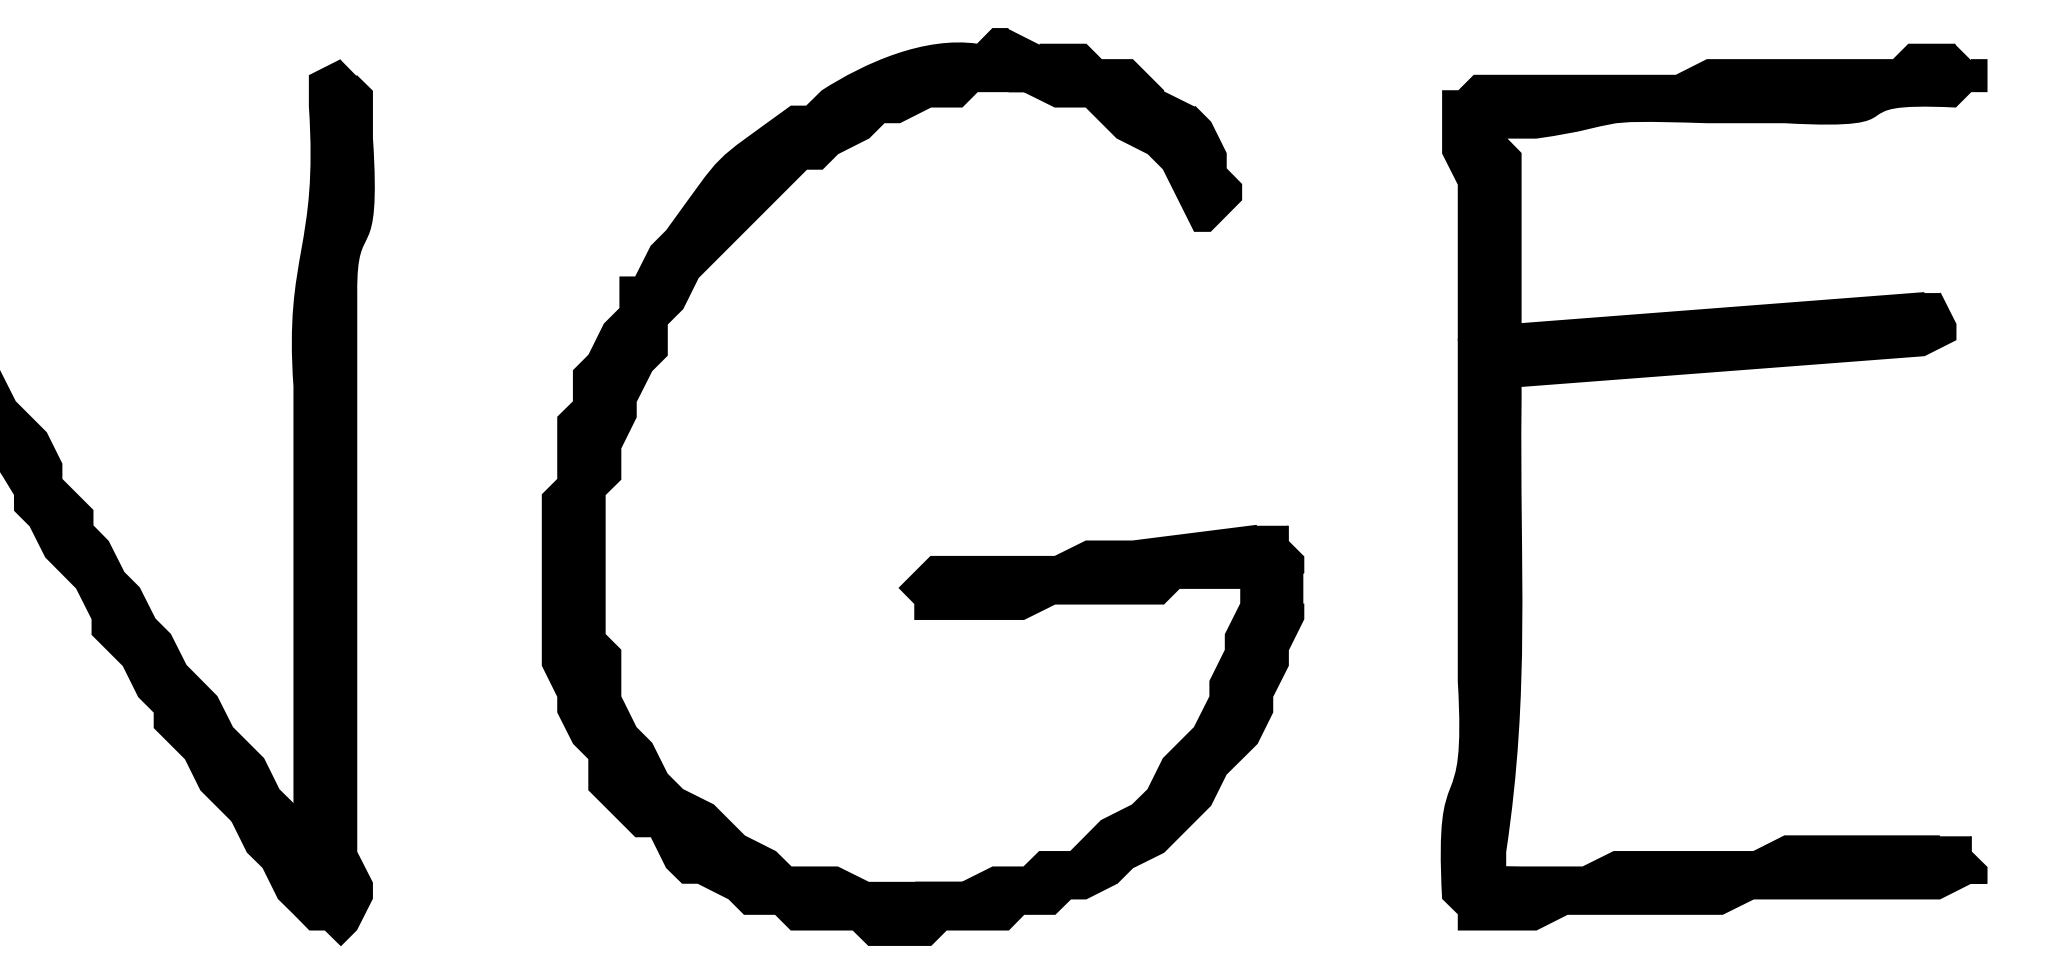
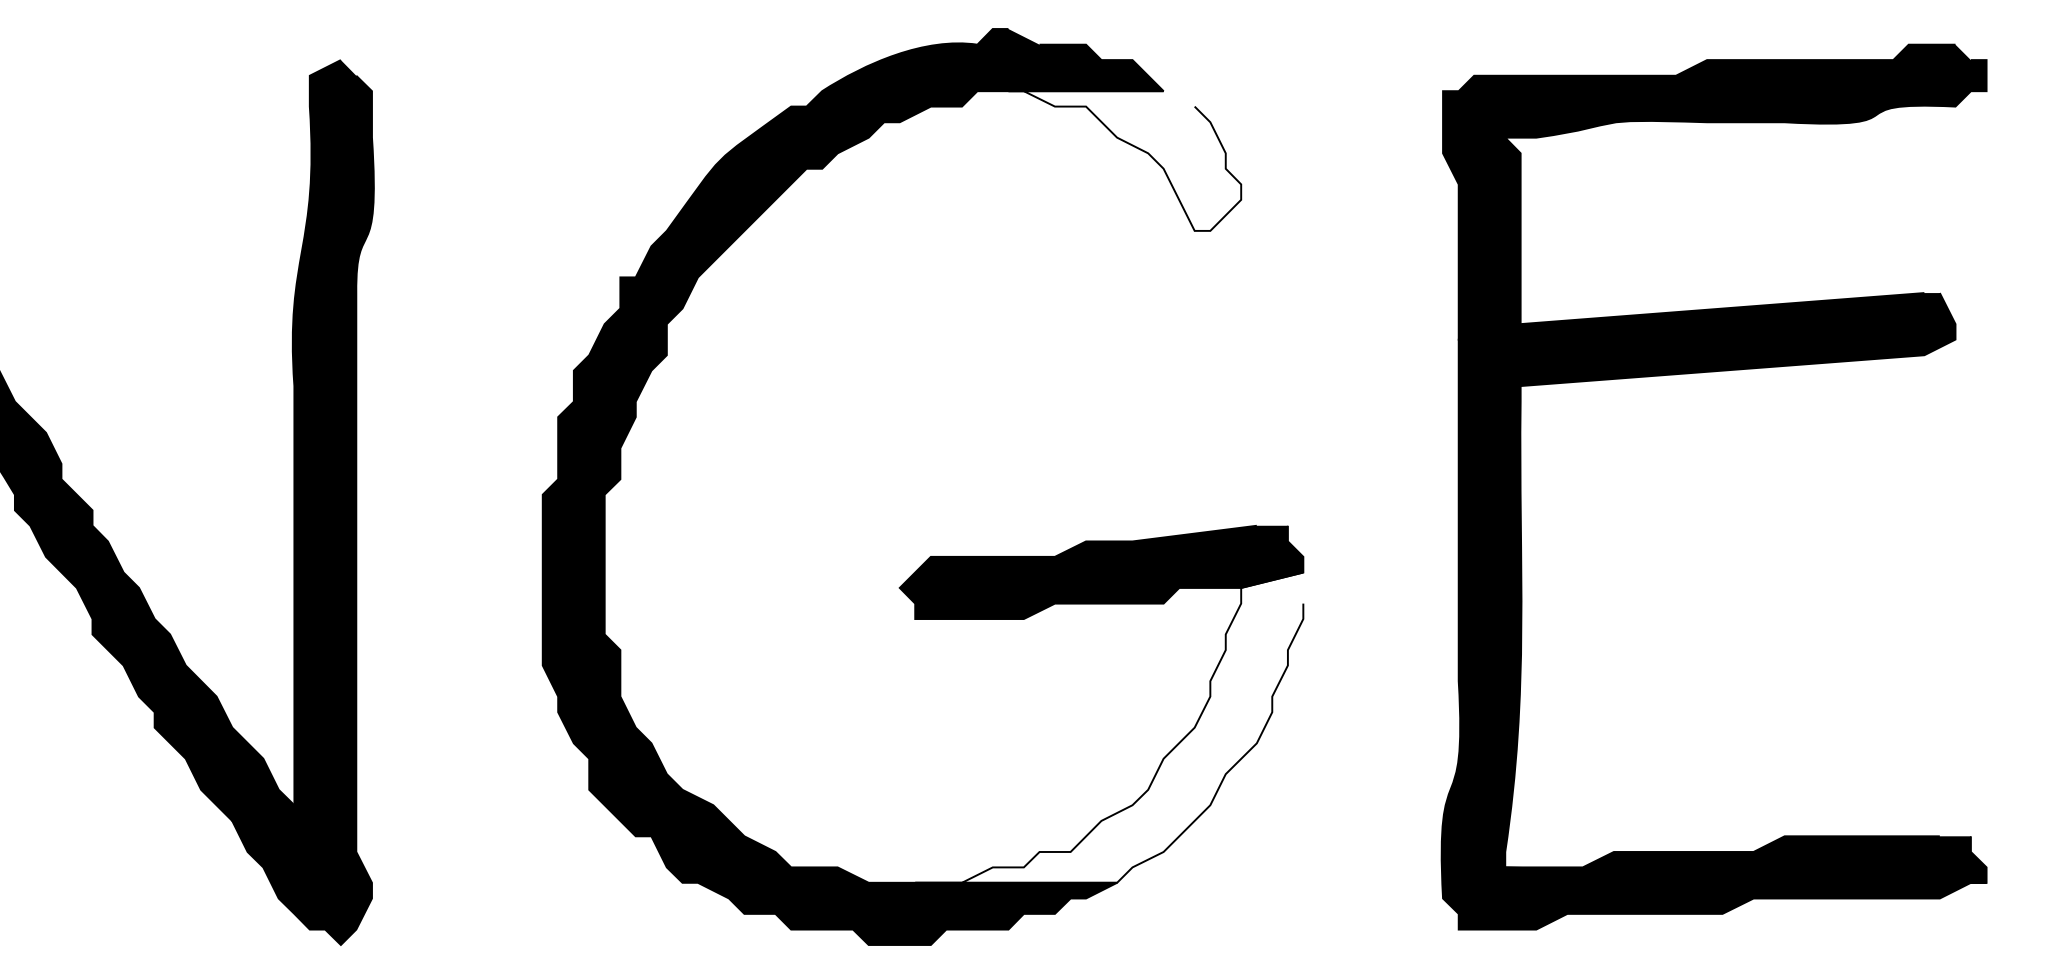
fill: present -> none (1124, 160)
fill: present -> none (1109, 727)
